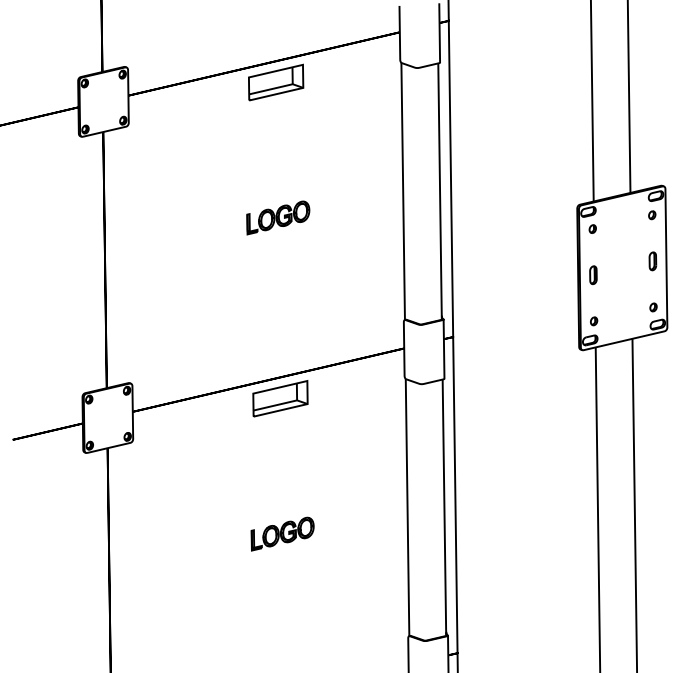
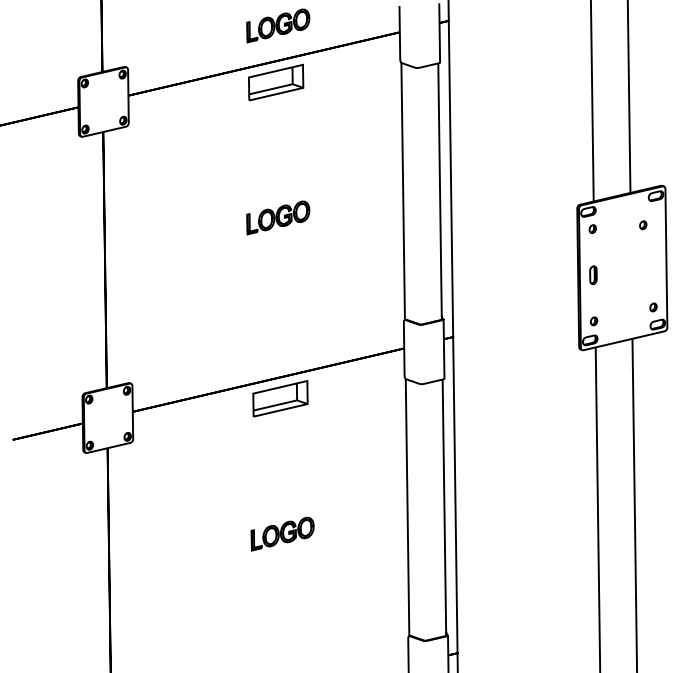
part: none -> present (278, 25)
part position: (652, 215) -> (643, 225) (643, 225)
part: present -> none (652, 261)
